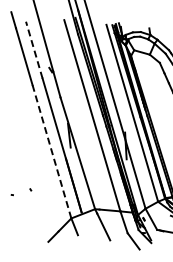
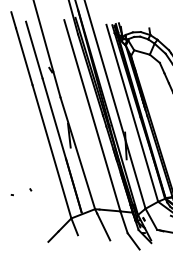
line: dashed -> solid (34, 50)
line: dashed -> solid (51, 151)
